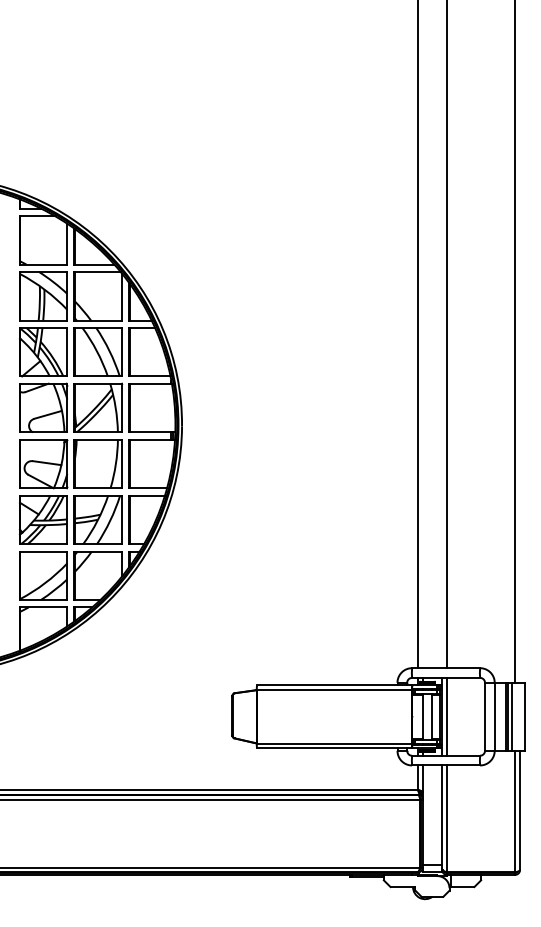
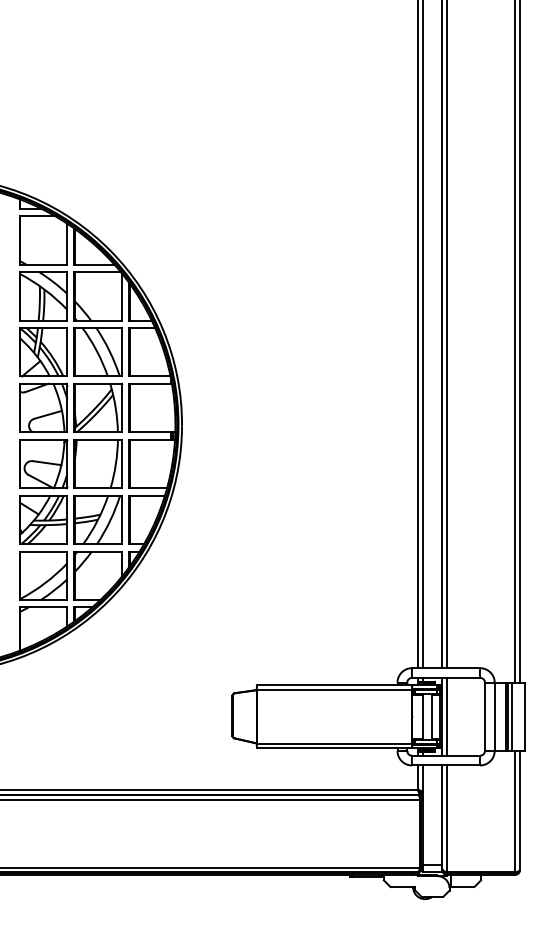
line: none -> present (422, 335)
line: none -> present (442, 335)
line: none -> present (520, 342)
